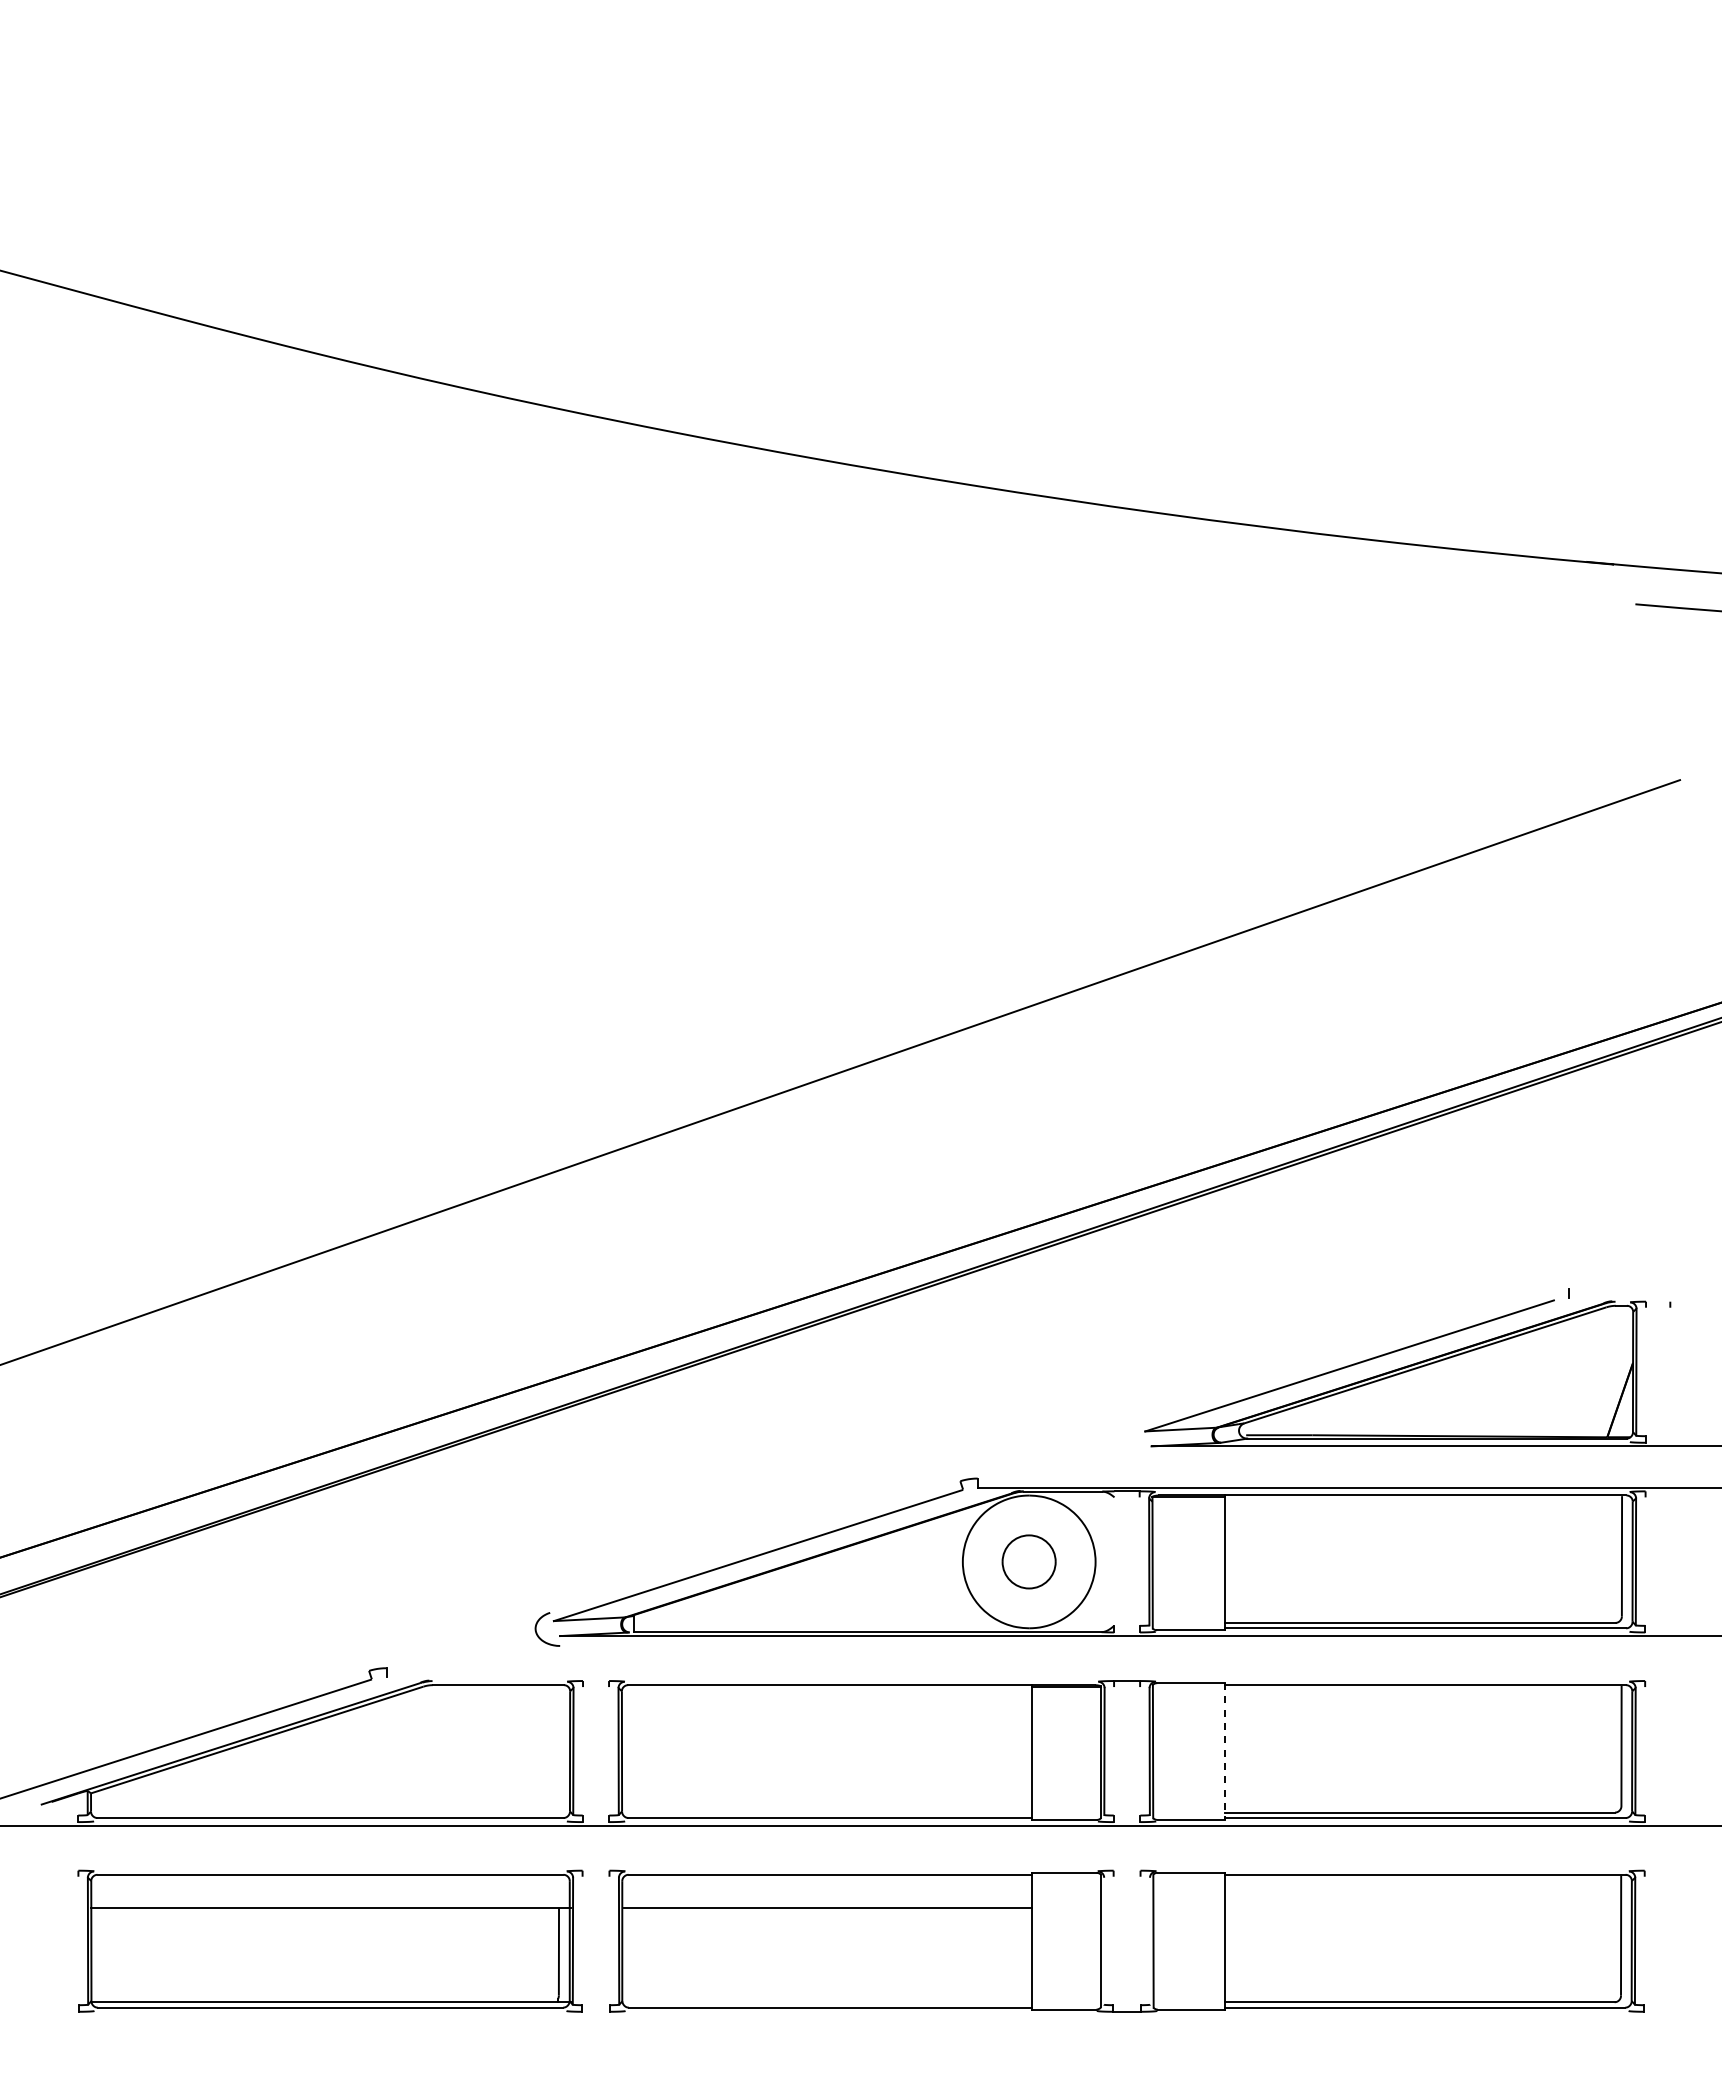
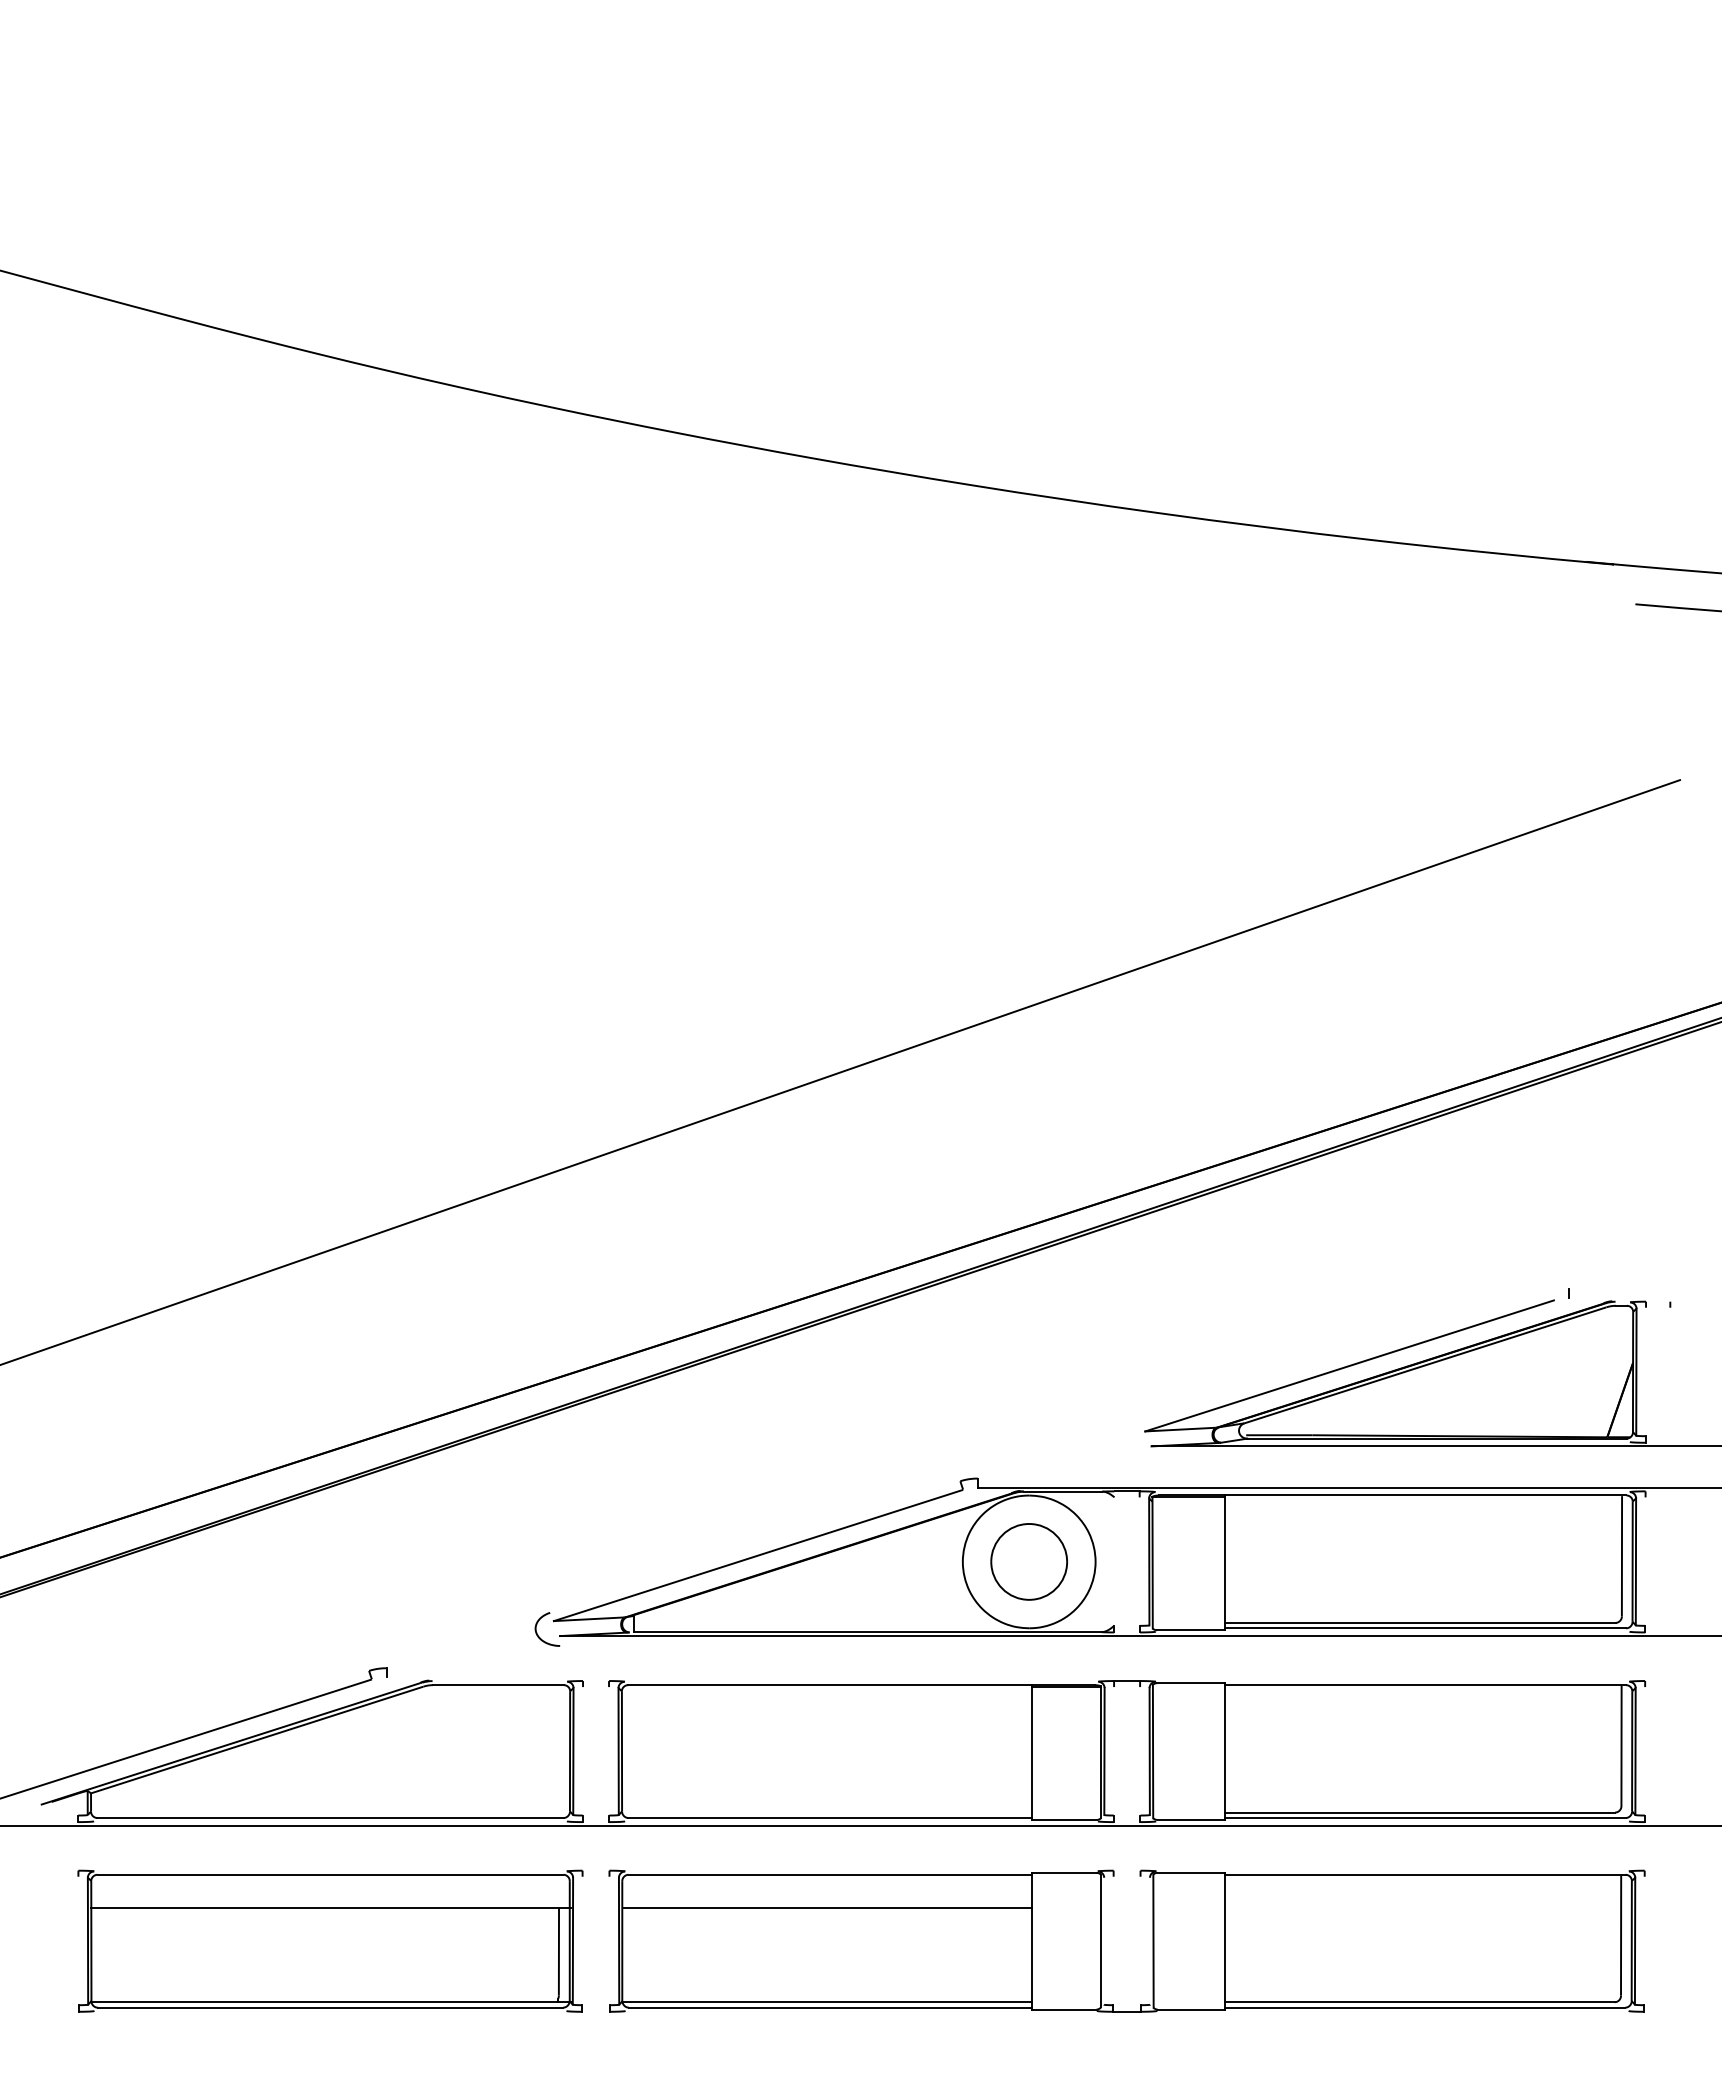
part size: 56x56 px -> 78x78 px (1028, 1561)
line: dashed -> solid (1225, 1752)
line: none -> present (828, 2001)
